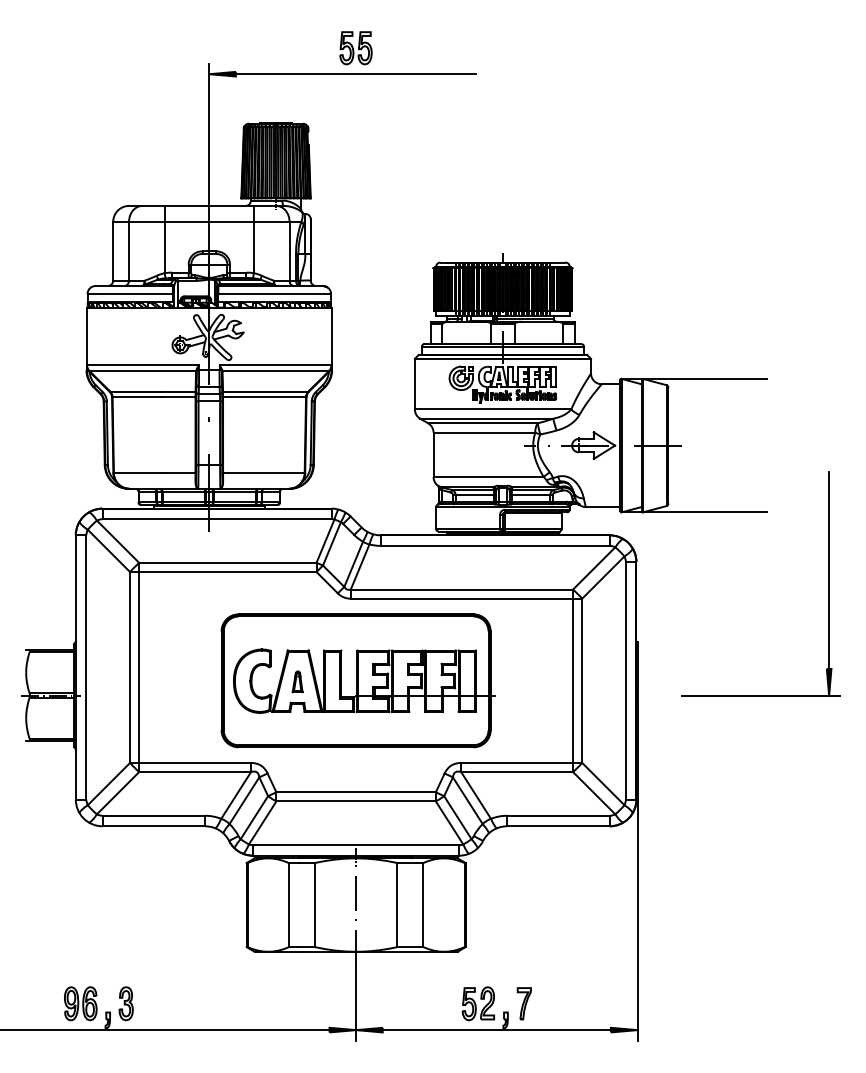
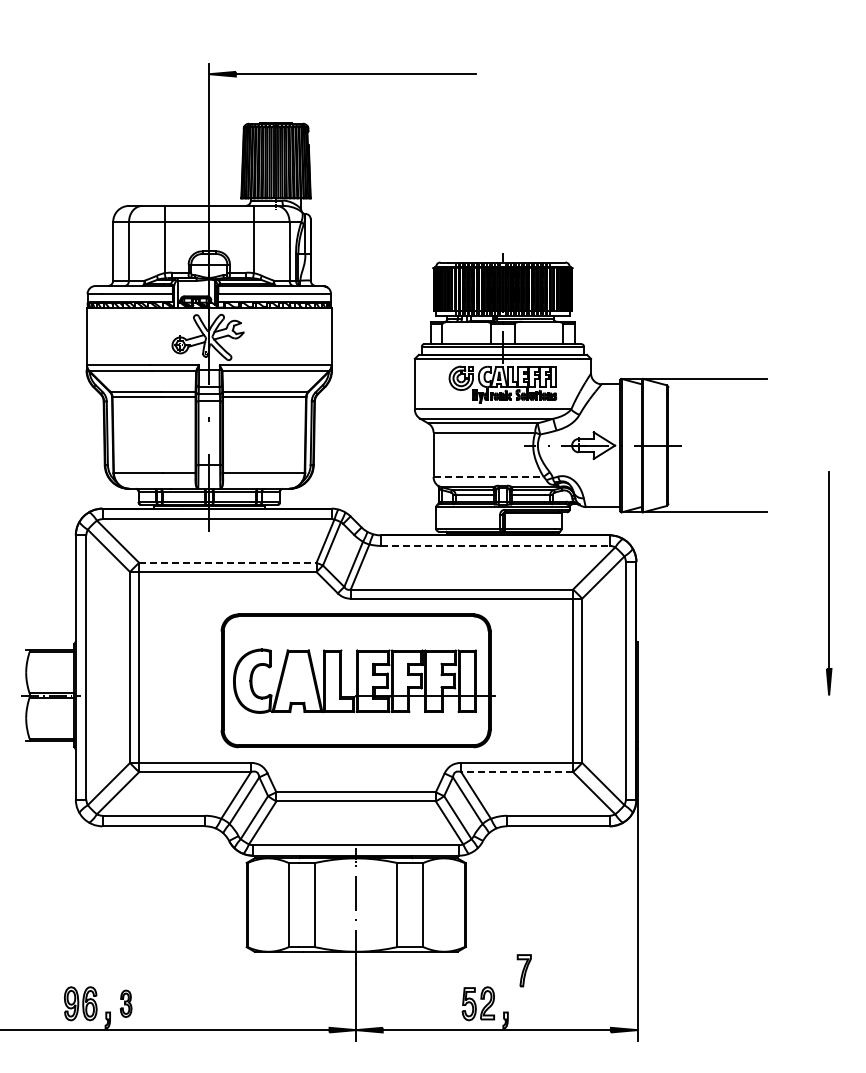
part: present -> none (355, 48)
line: solid -> dashed (489, 477)
line: solid -> dashed (495, 545)
line: solid -> dashed (227, 562)
part: present -> none (297, 681)
line: present -> none (760, 695)
line: solid -> dashed (517, 772)
part size: 16x36 px -> 13x29 px (126, 1003)
part position: (523, 1003) -> (523, 970) (523, 970)
